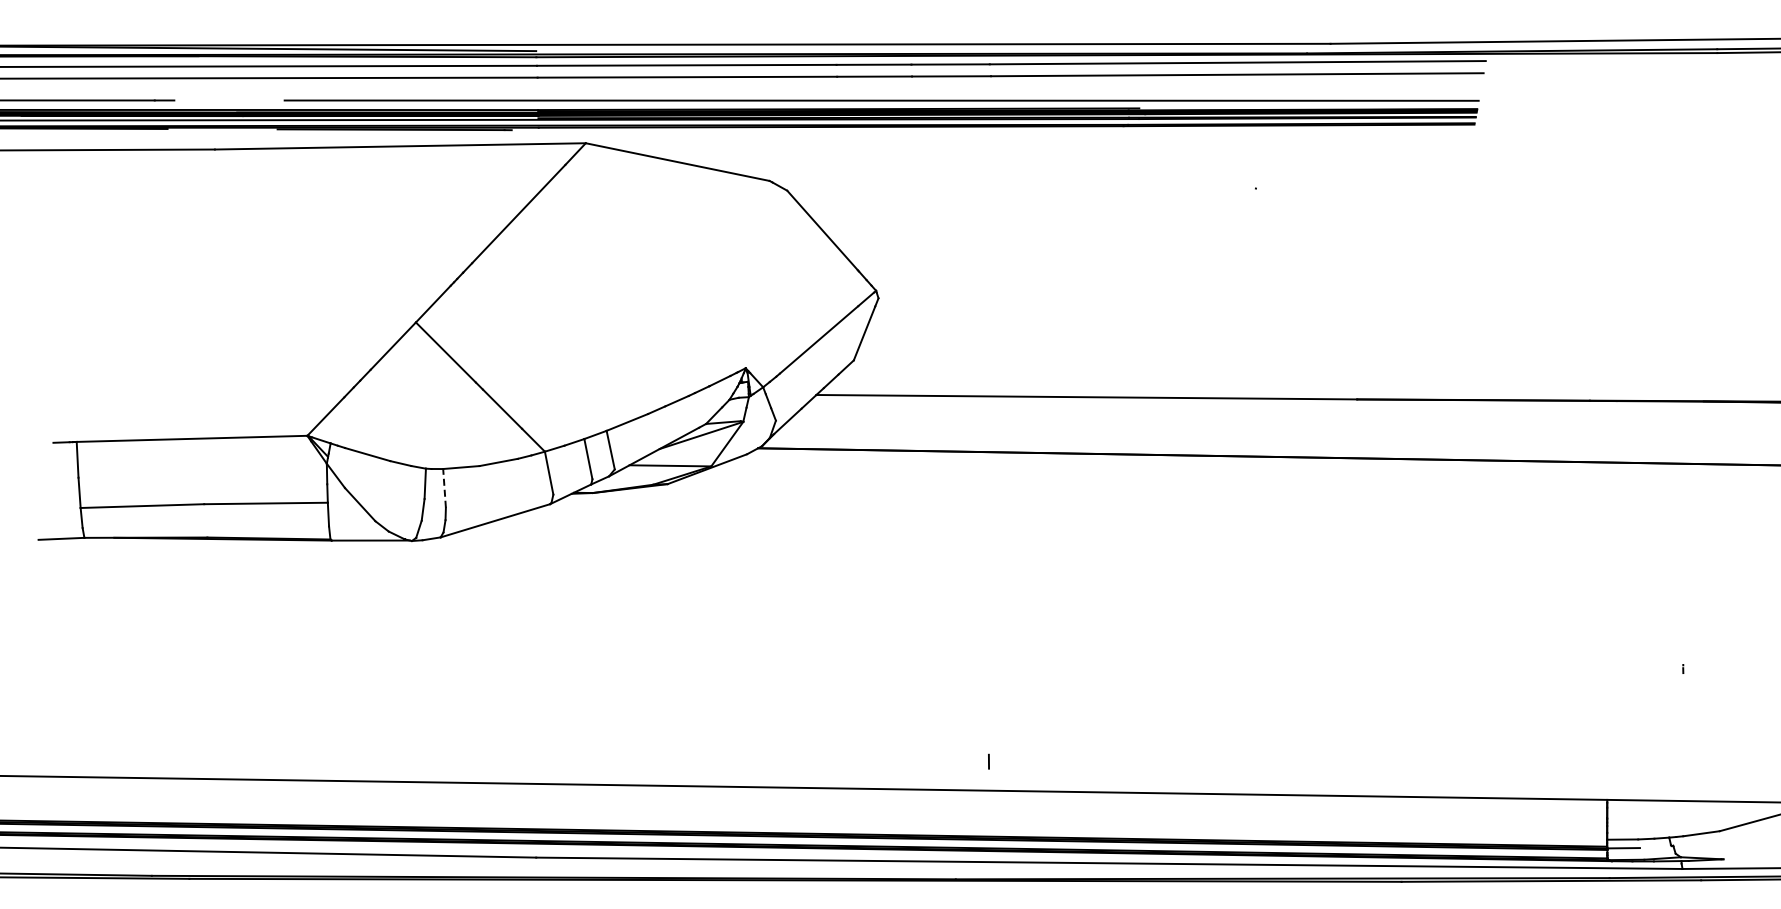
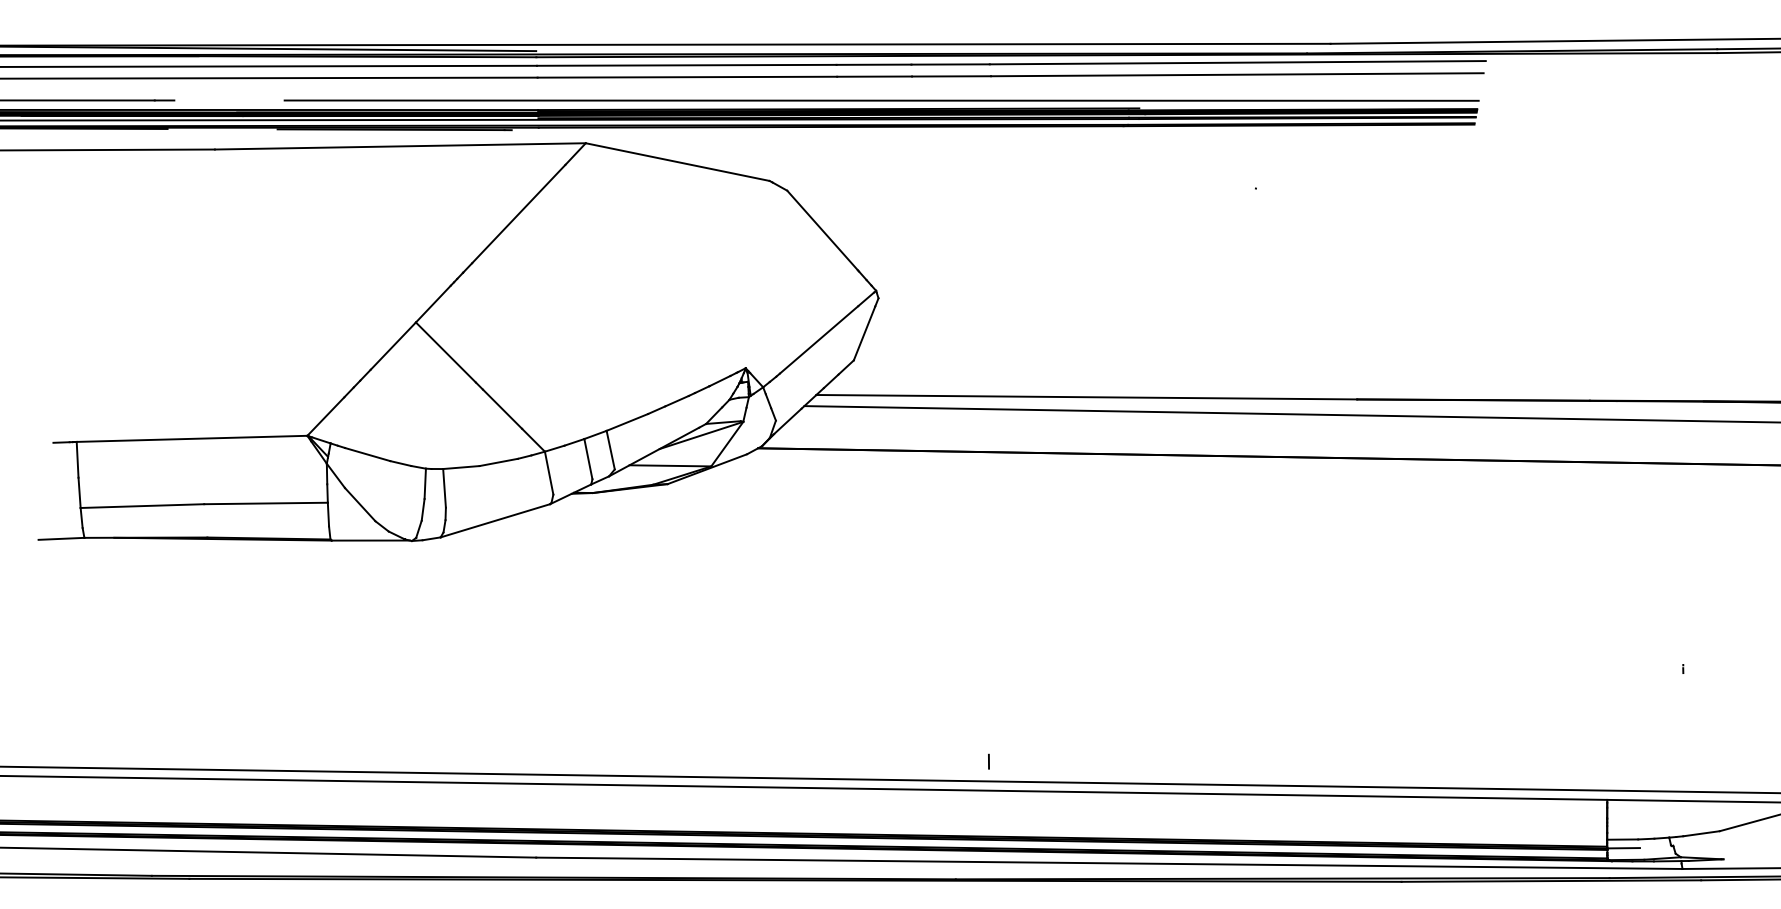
line: none -> present (1290, 414)
line: dashed -> solid (444, 487)
line: none -> present (889, 779)
